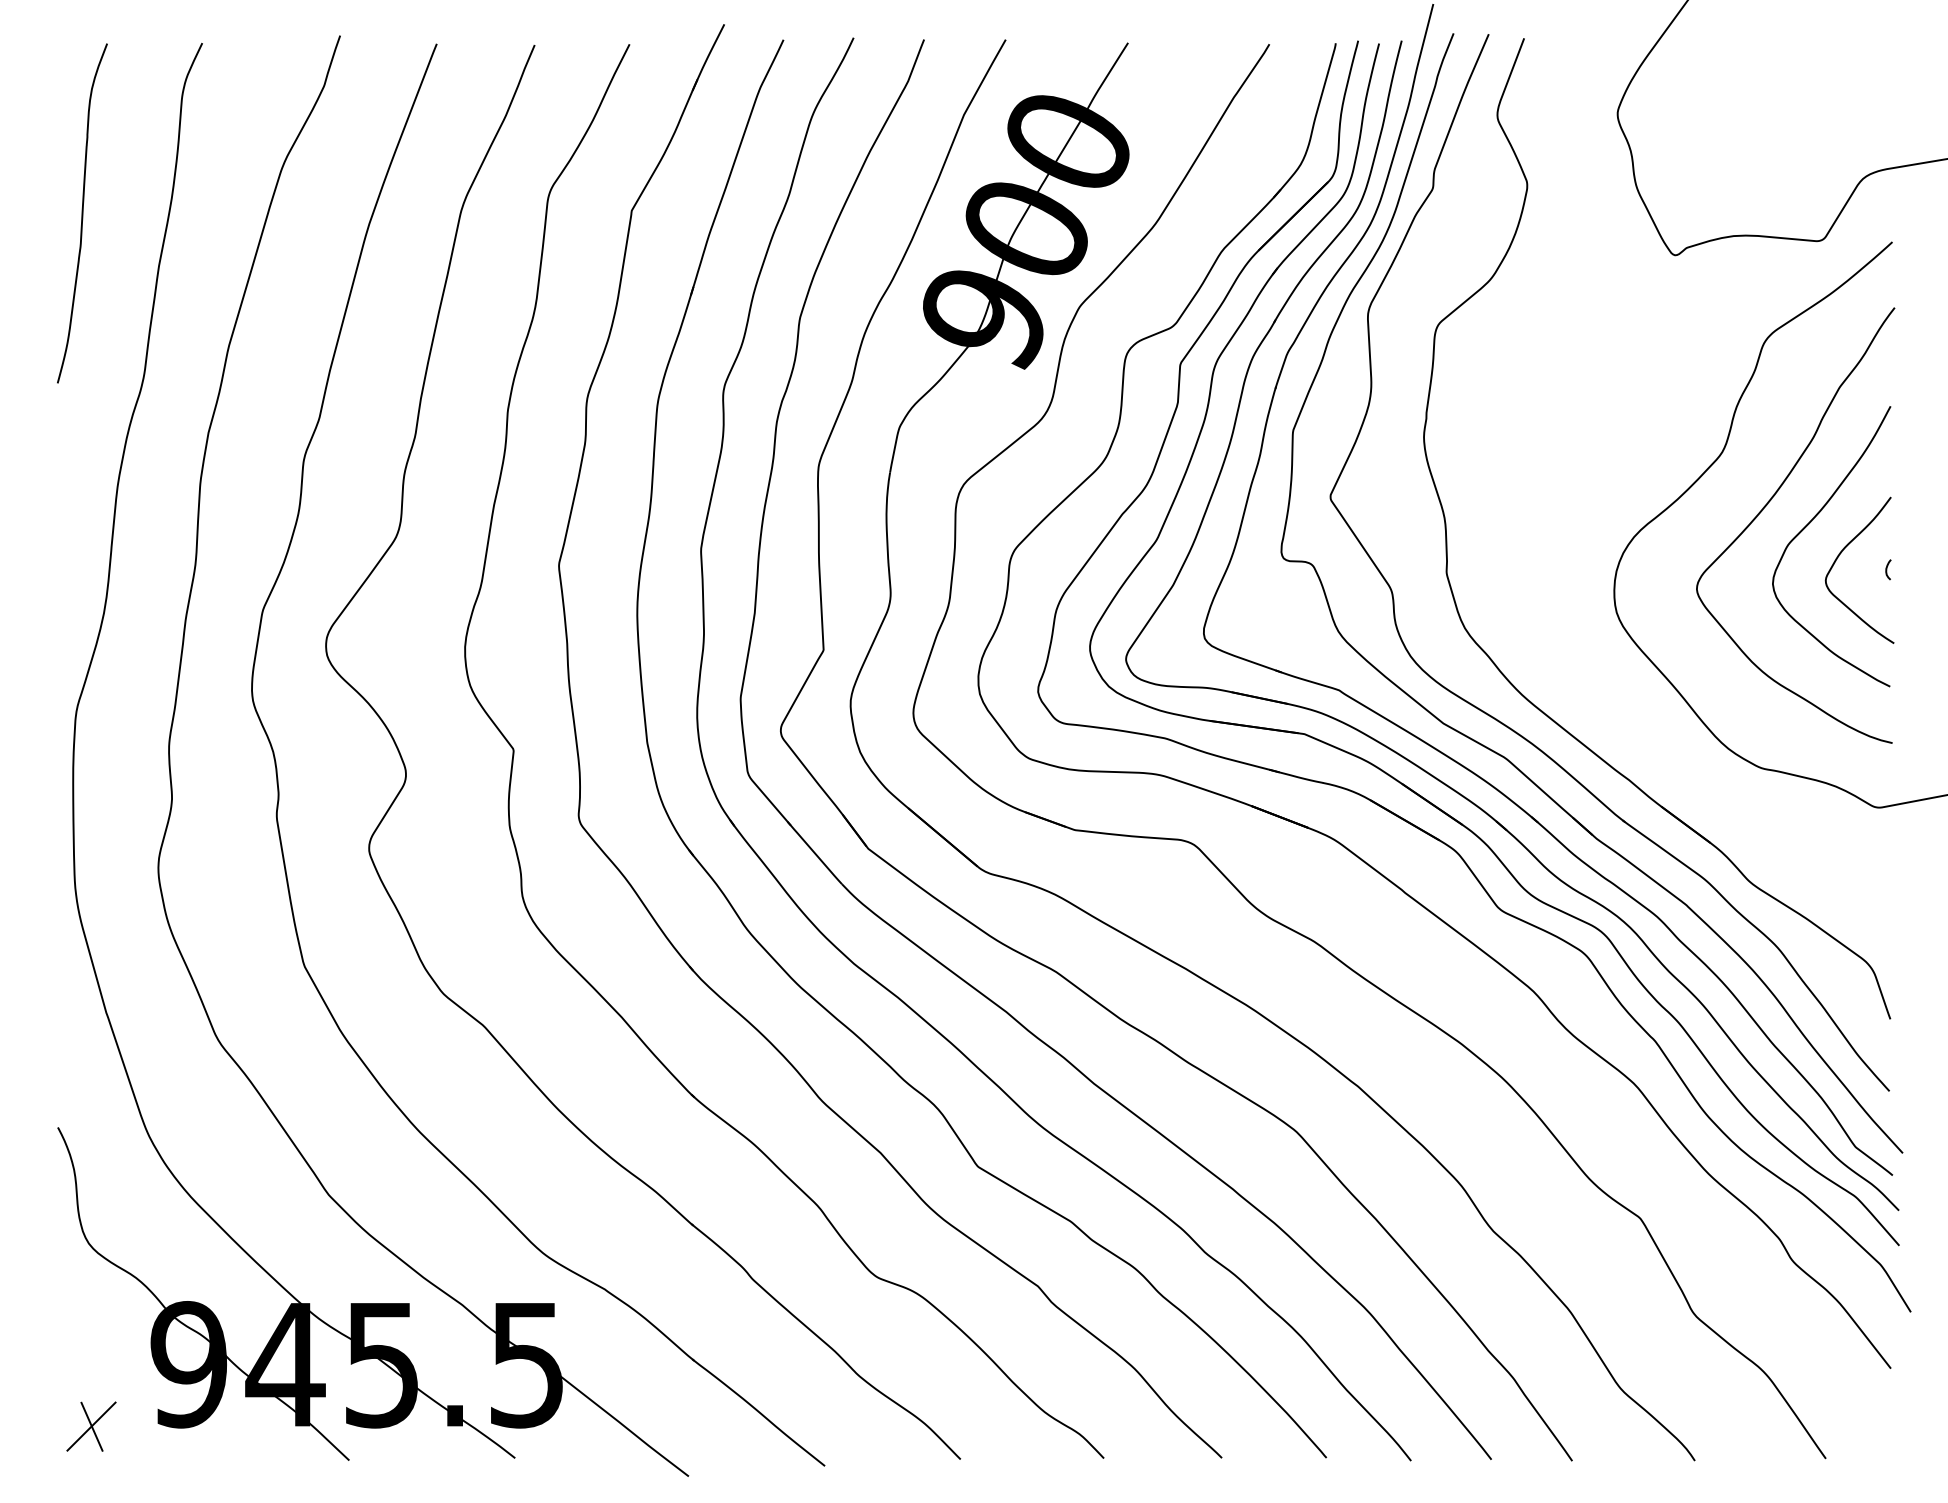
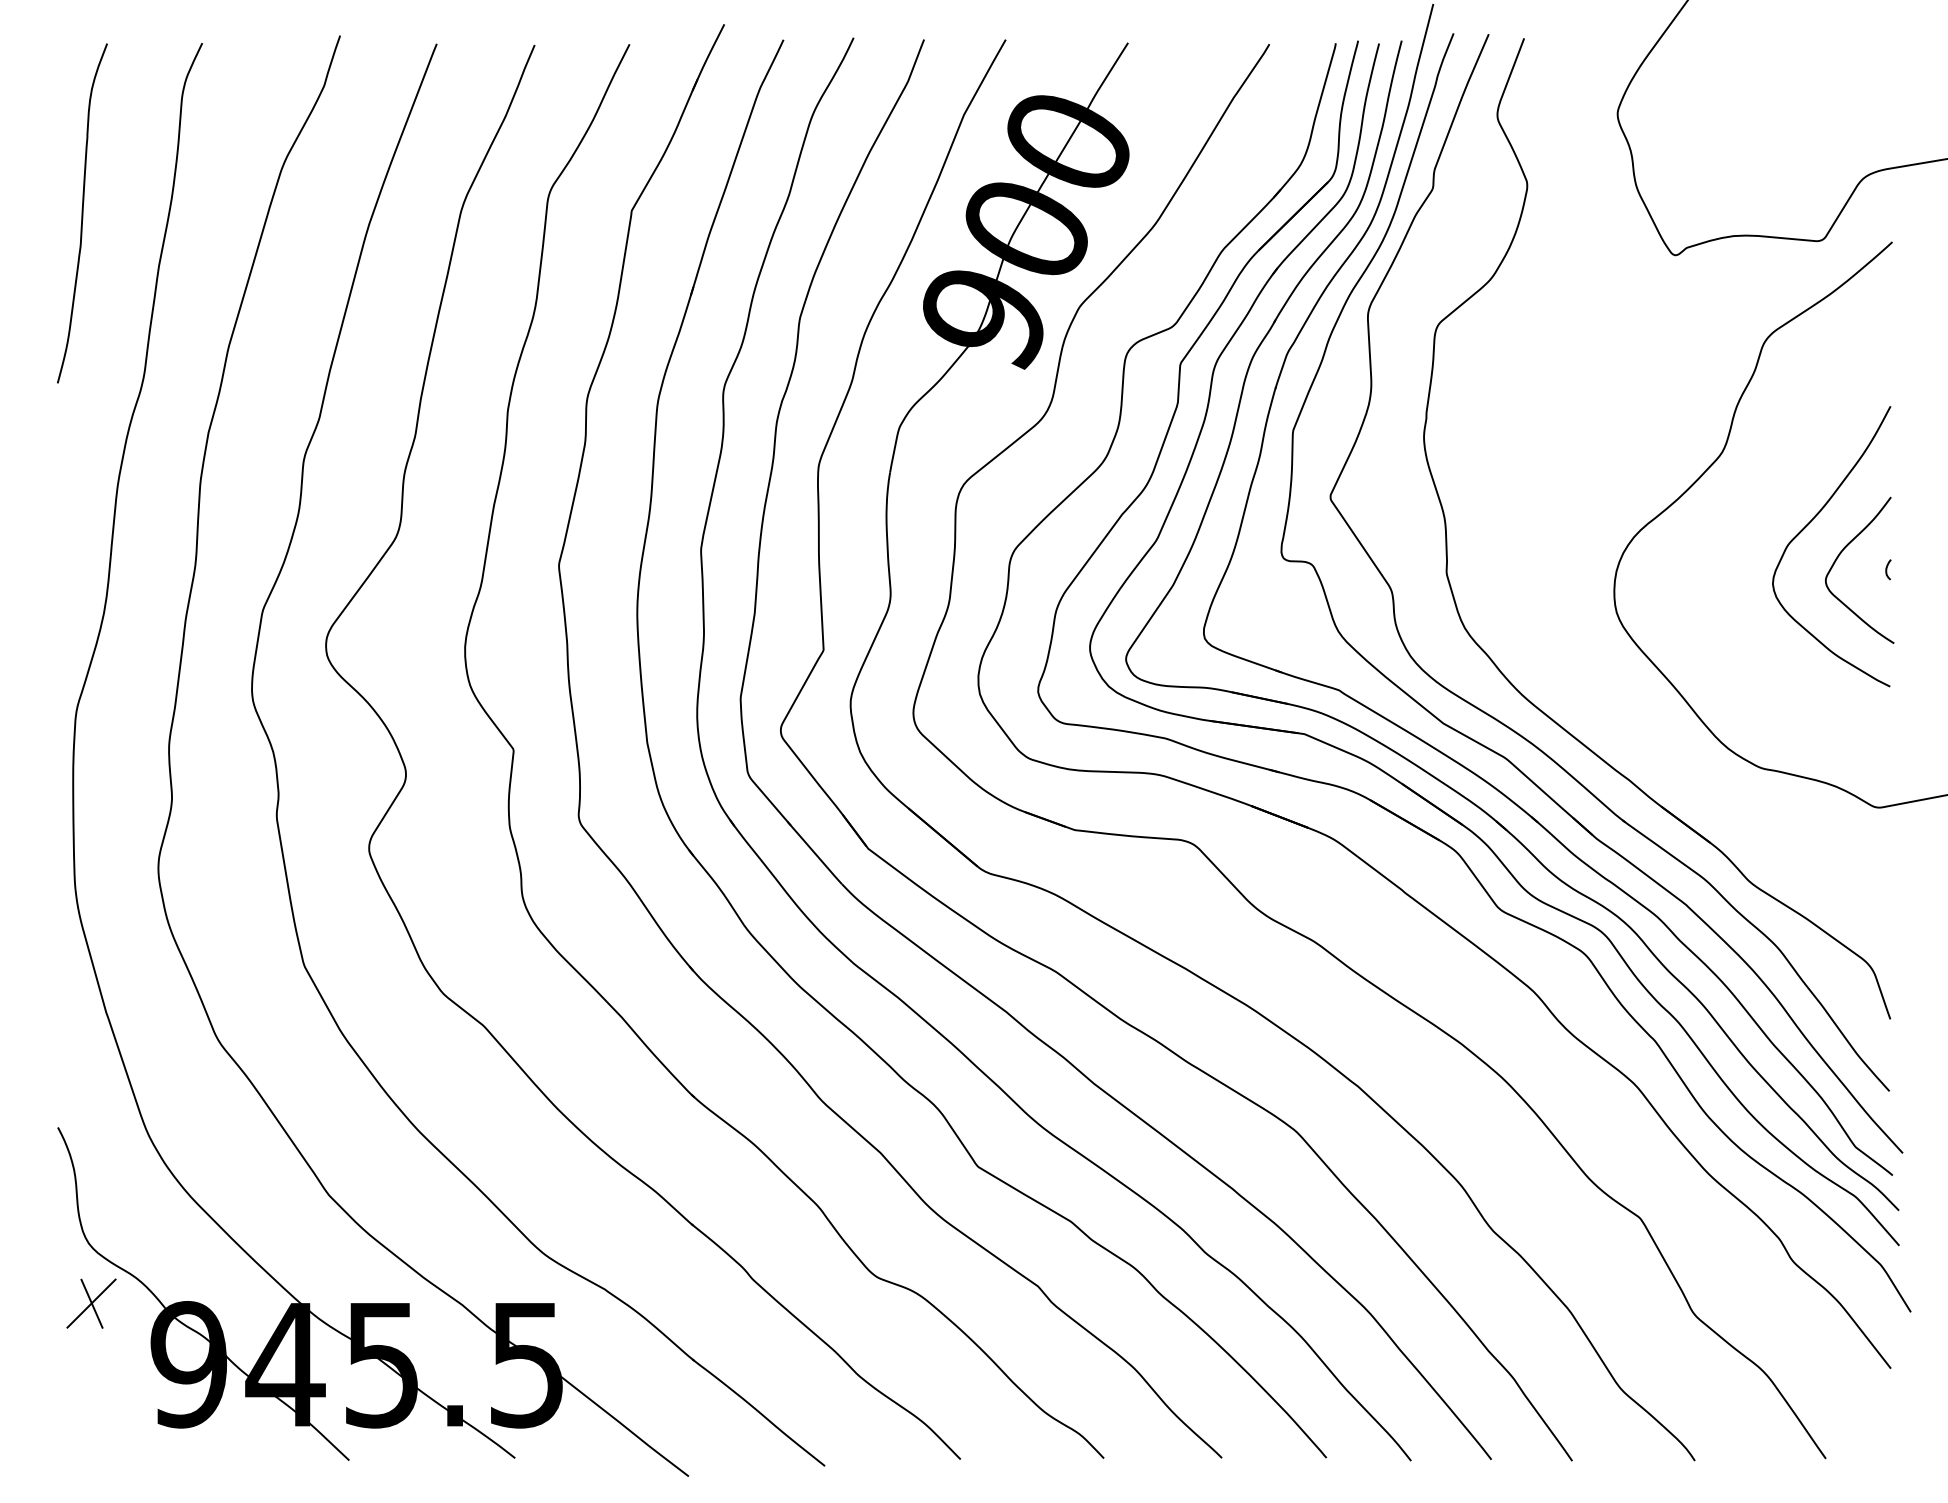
curve: present -> none (1767, 505)
part position: (91, 1426) -> (91, 1303) (91, 1303)
